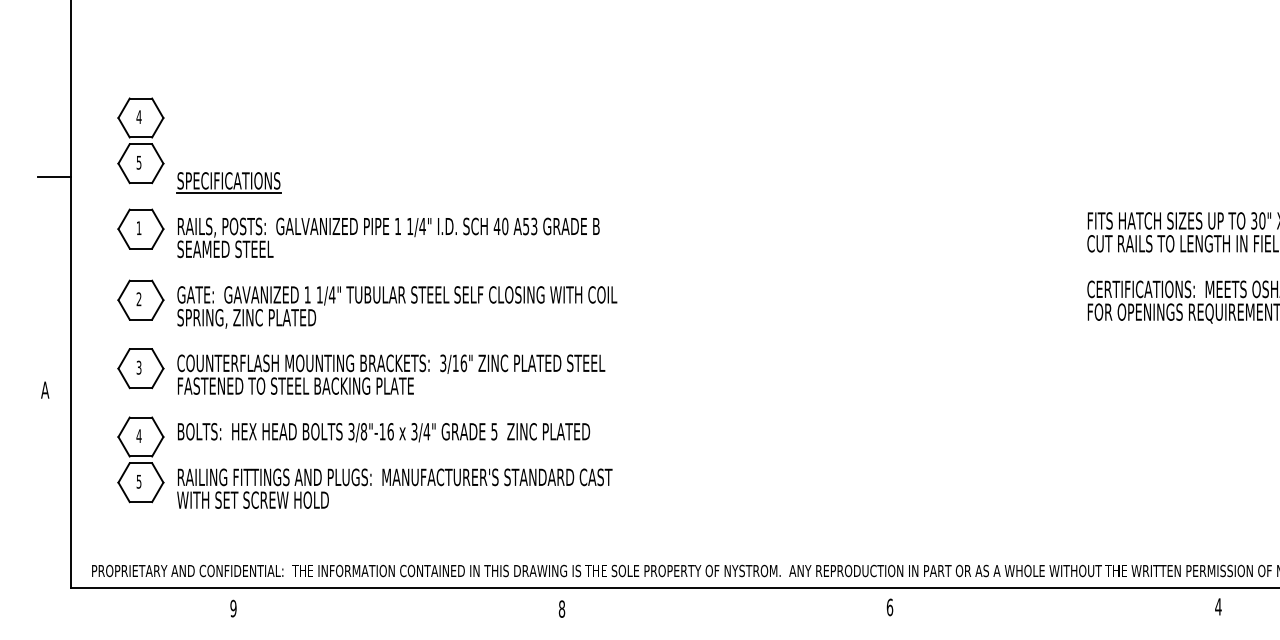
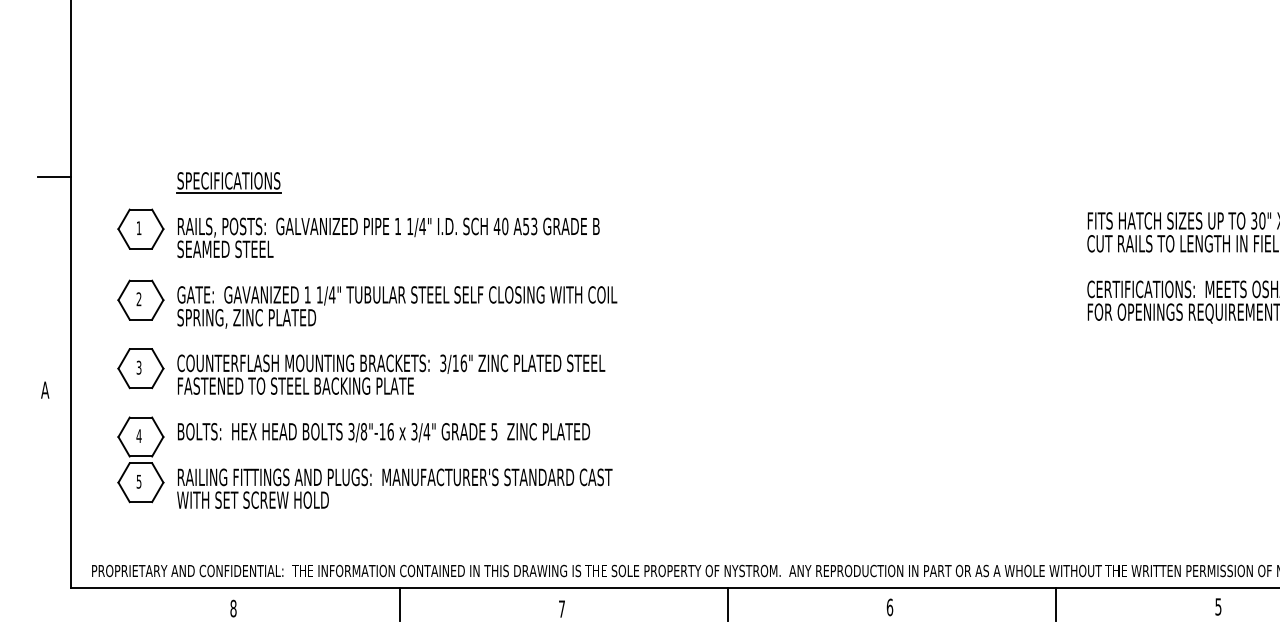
part: present -> none (140, 140)
line: none -> present (399, 603)
line: none -> present (728, 603)
line: none -> present (1056, 603)
text: 4 -> 5 (1218, 606)
text: 9 -> 8 (233, 608)
text: 8 -> 7 (561, 608)
